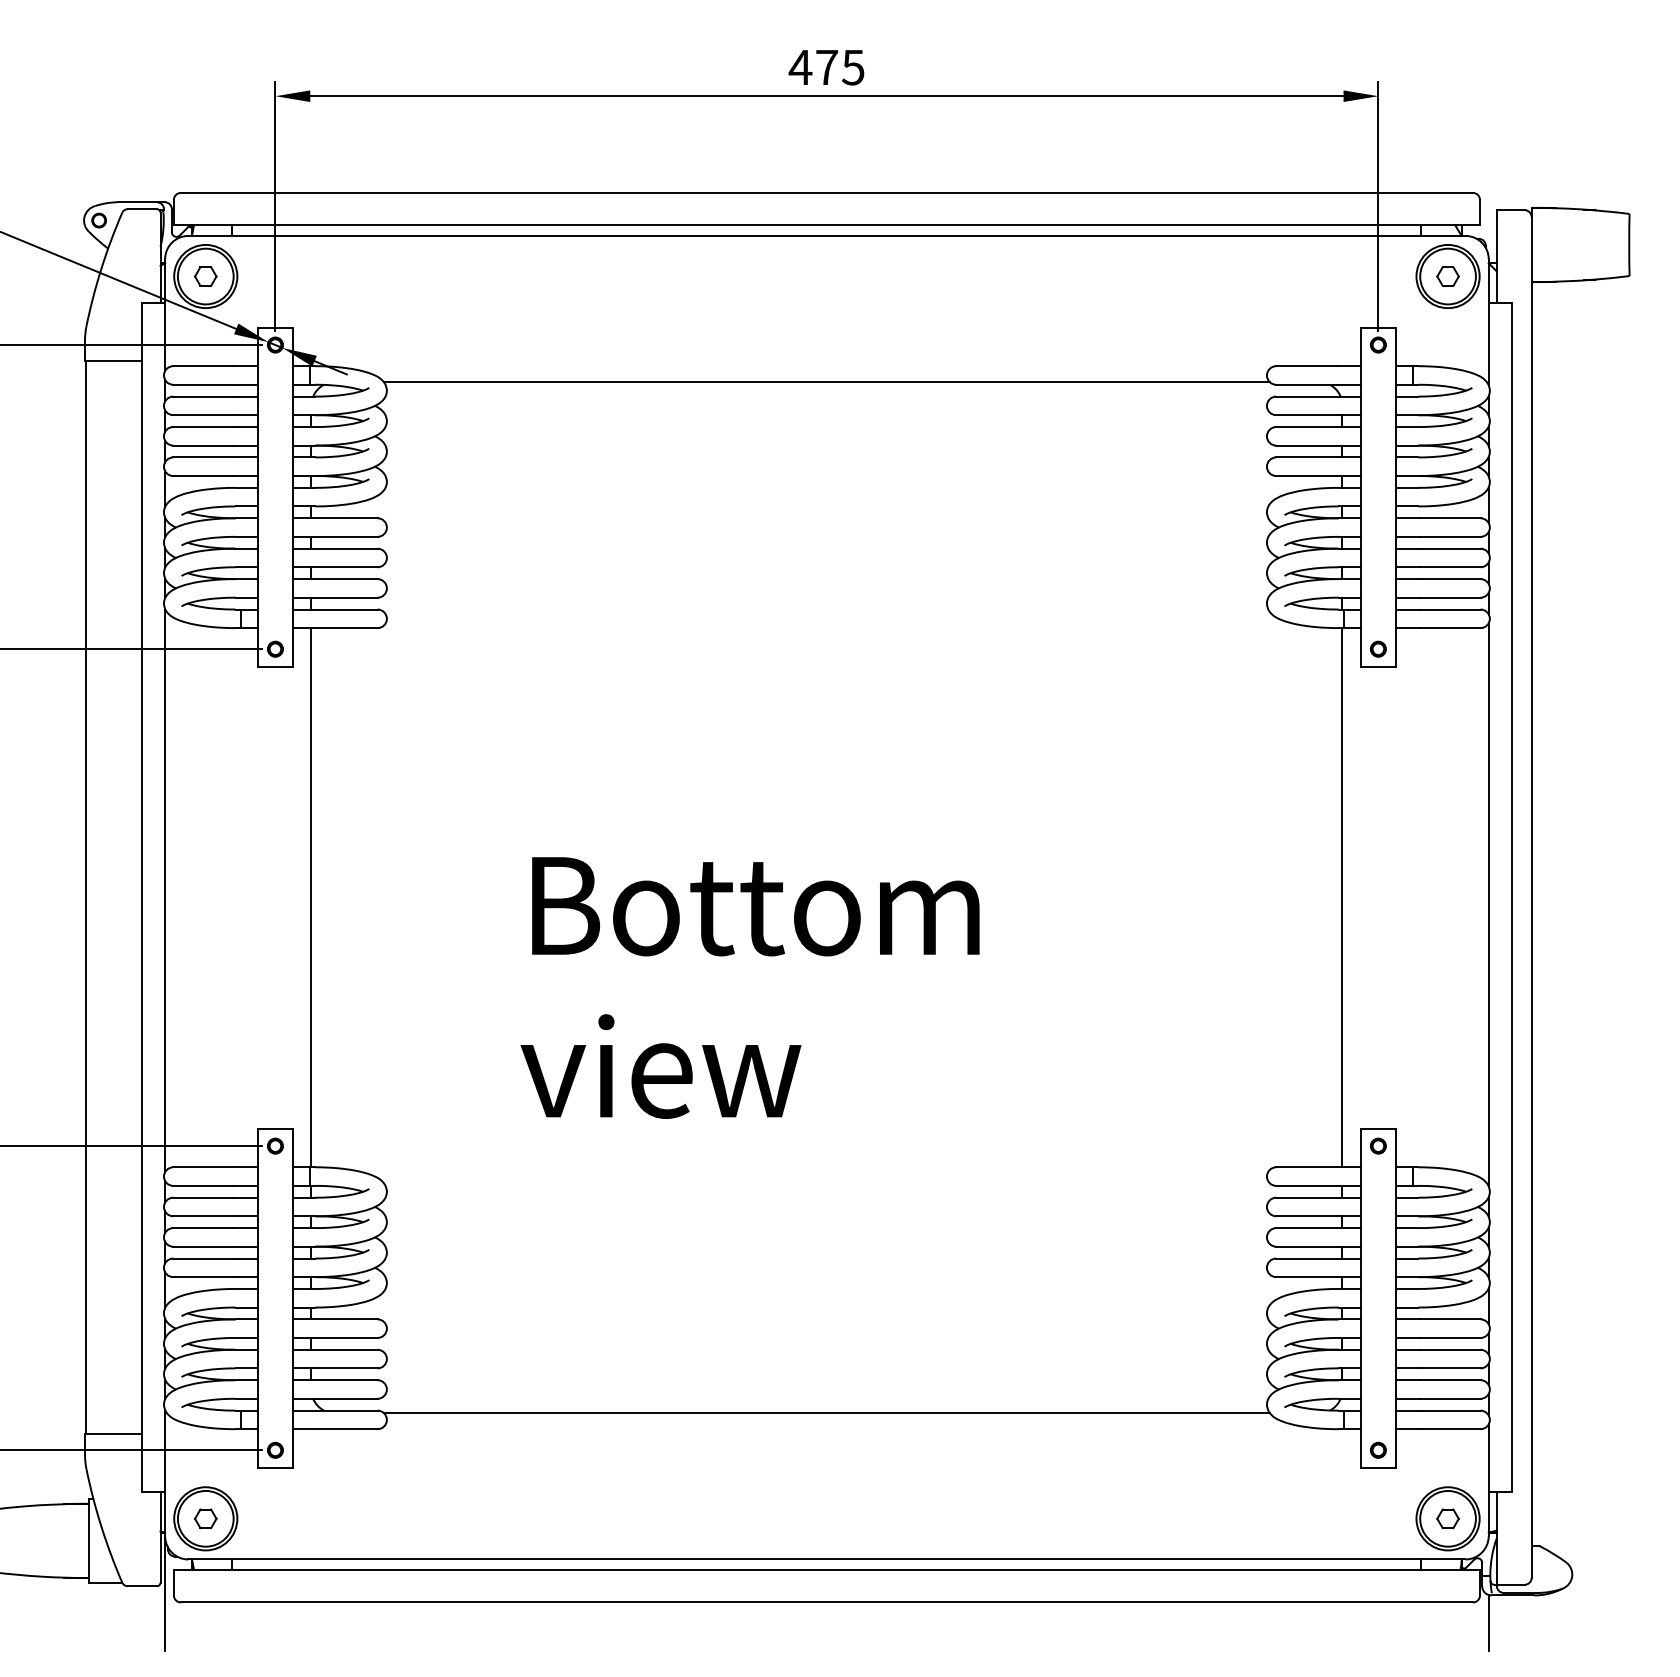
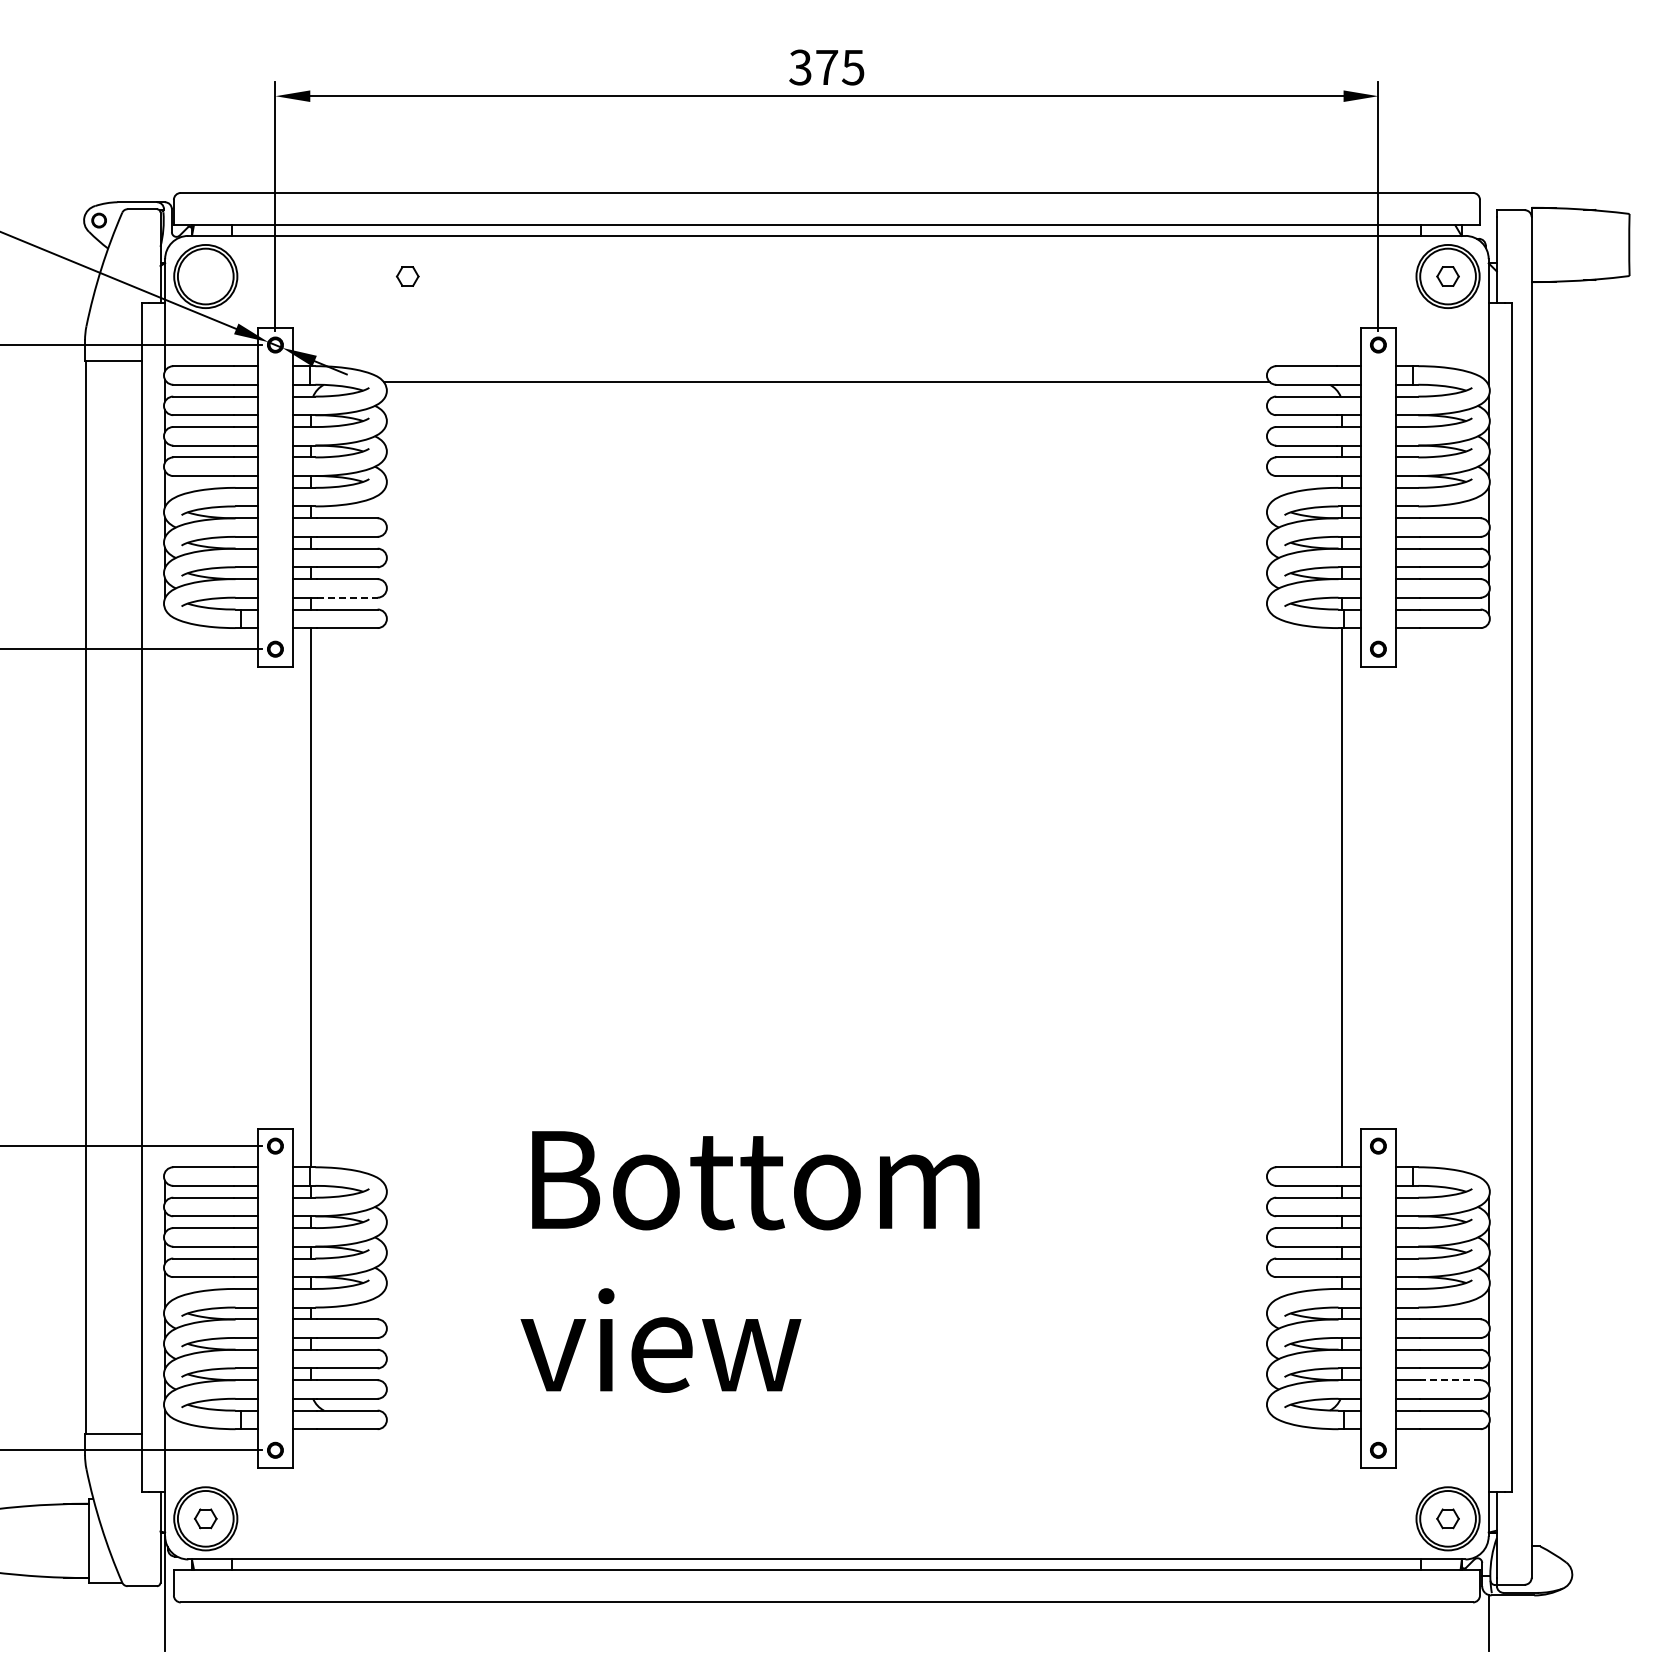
text: 475 -> 375 (800, 67)
part position: (205, 276) -> (407, 276) (407, 276)
line: solid -> dashed (347, 597)
line: present -> none (165, 890)
line: present -> none (1488, 904)
text position: (749, 987) -> (749, 1261) (749, 1261)
line: solid -> dashed (1449, 1380)
line: present -> none (826, 1413)
